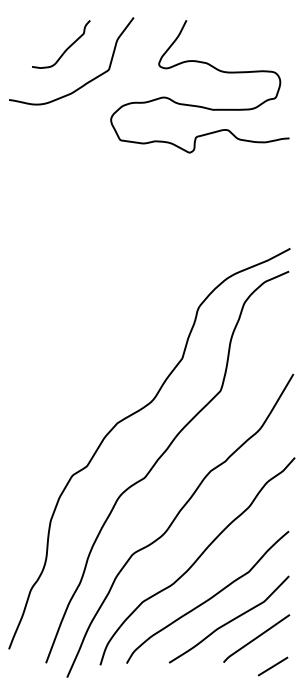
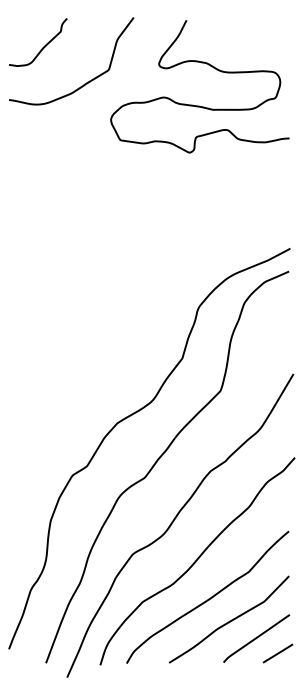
curve position: (66, 48) -> (43, 46) (43, 46)
line position: (273, 666) -> (278, 653) (278, 653)
